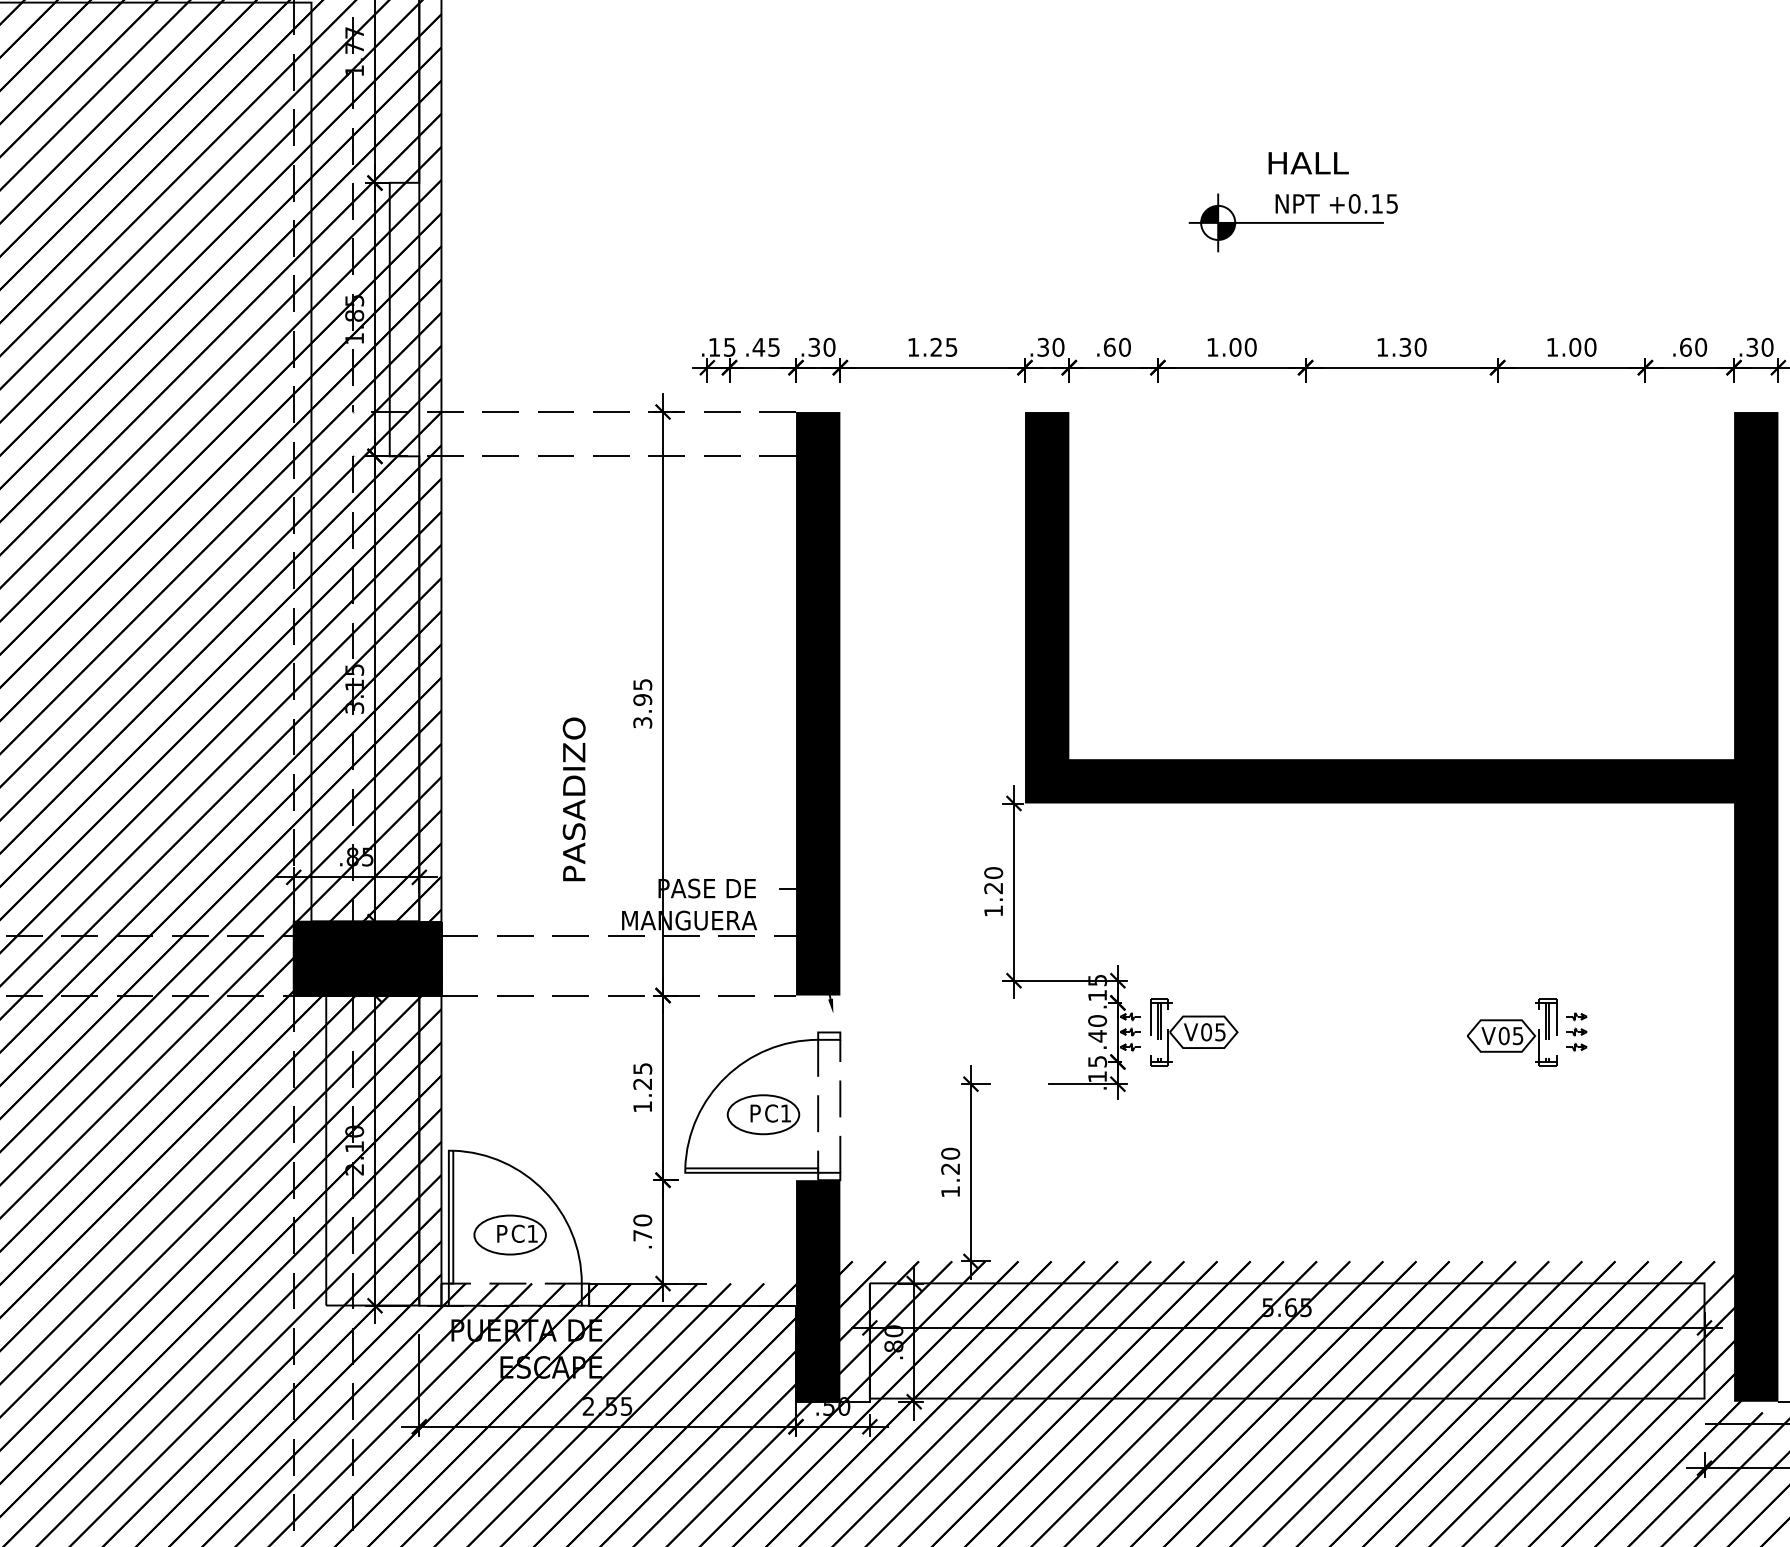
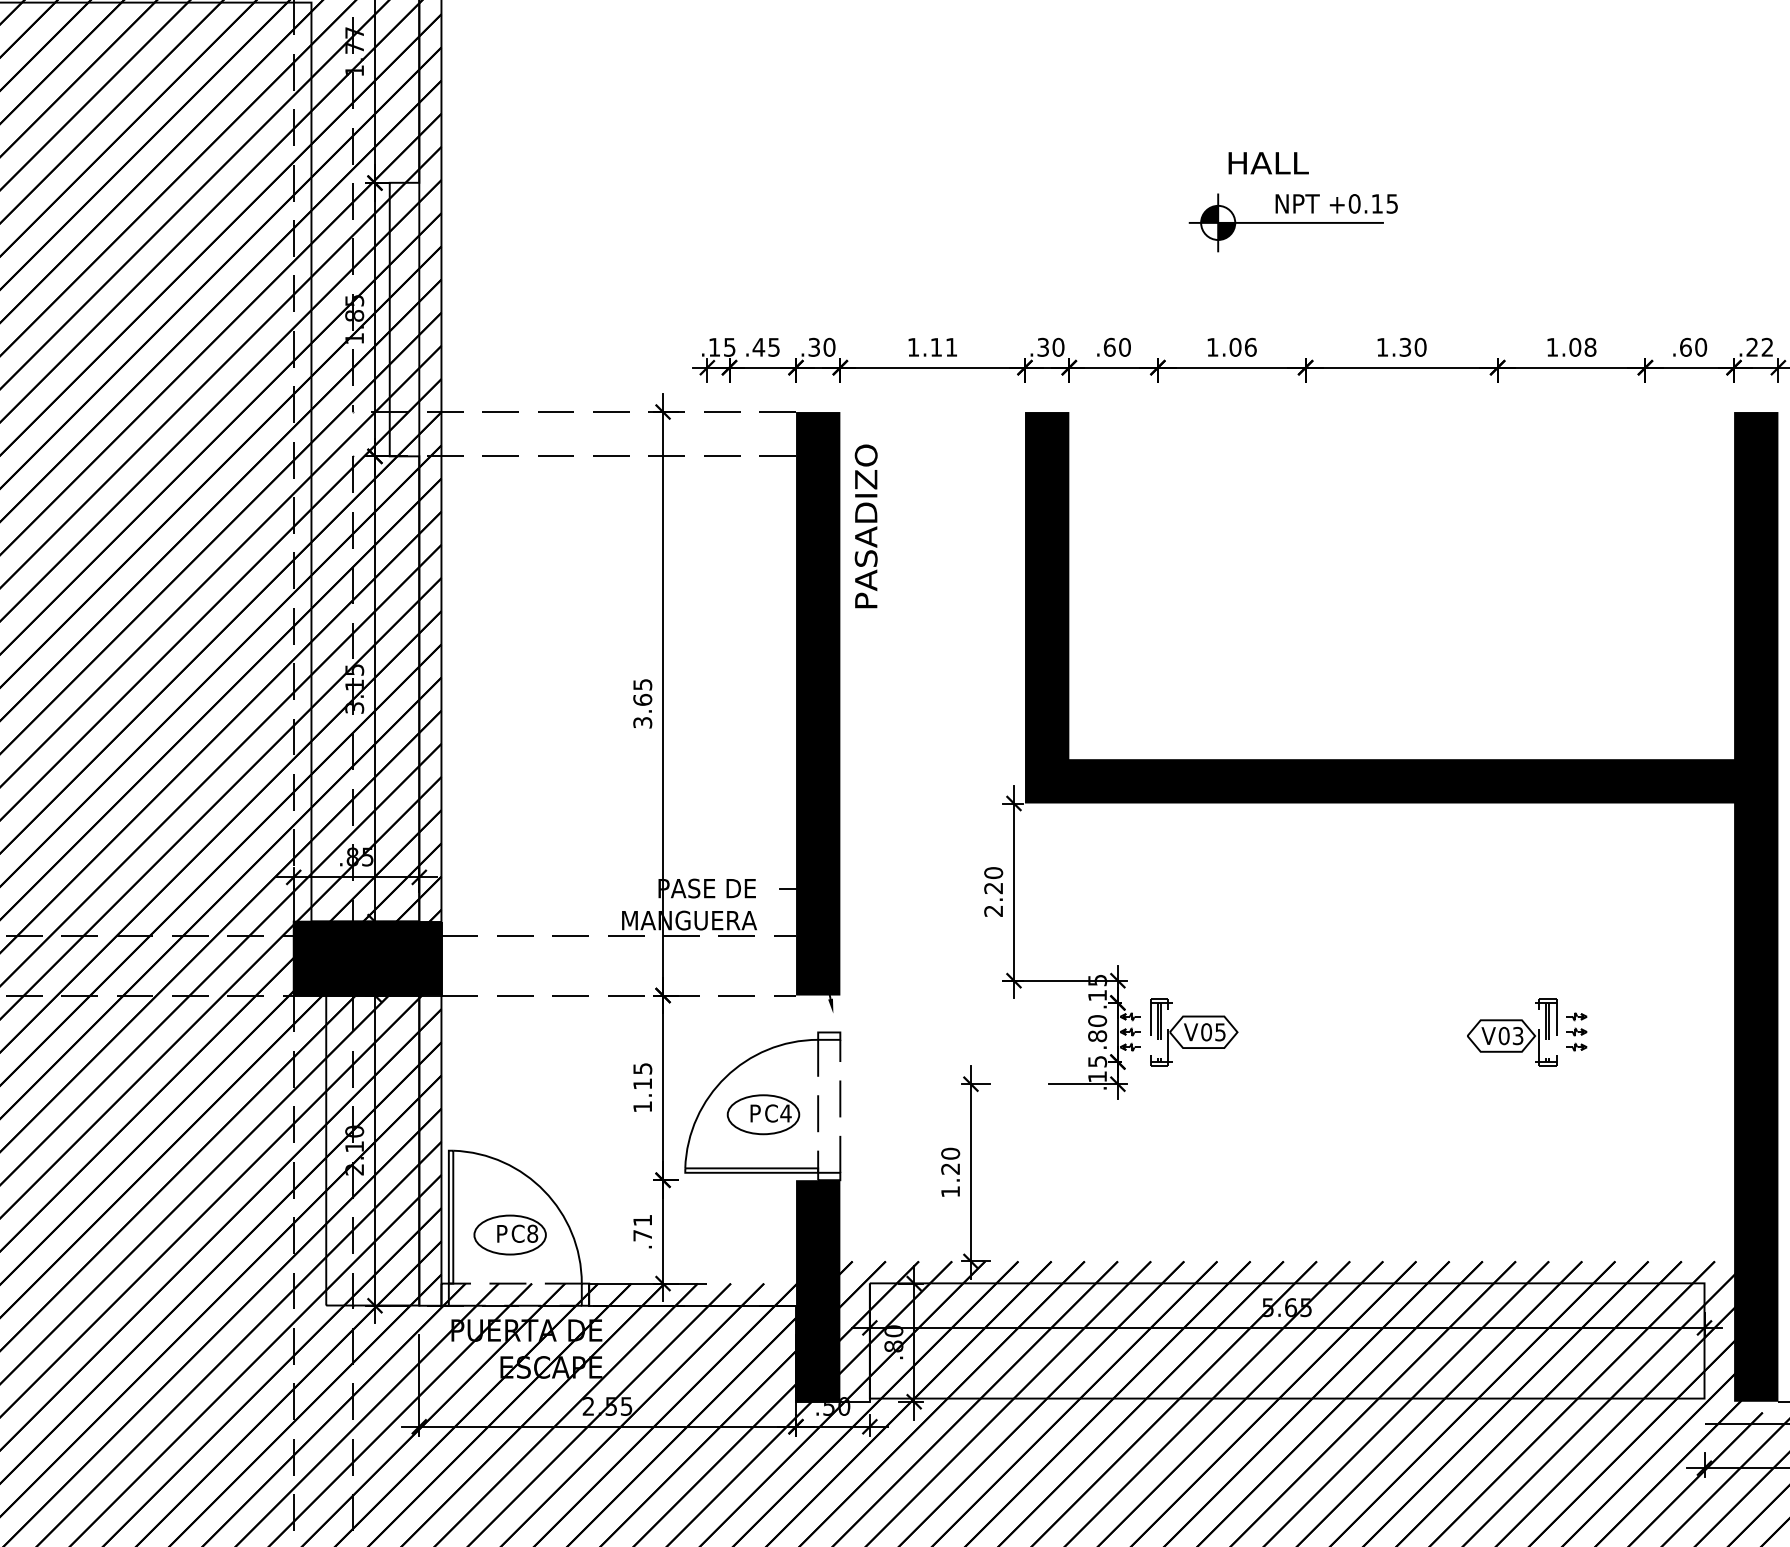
text position: (1308, 163) -> (1268, 163) (1268, 163)
text: 1.25 -> 1.11 (943, 346)
text: 1.00 -> 1.06 (1250, 346)
text: .30 -> .22 (1759, 346)
text: 1.00 -> 1.08 (1590, 347)
text: 3.95 -> 3.65 (642, 699)
text position: (573, 799) -> (865, 526) (865, 526)
text: 1.20 -> 2.20 (993, 910)
text: 05 -> 03 (1518, 1035)
text: .40 -> .80 (1097, 1036)
text: 1.25 -> 1.15 (642, 1083)
text: C1 -> C4 (785, 1113)
text: .70 -> .71 (642, 1220)
text: C1 -> C8 (532, 1233)
